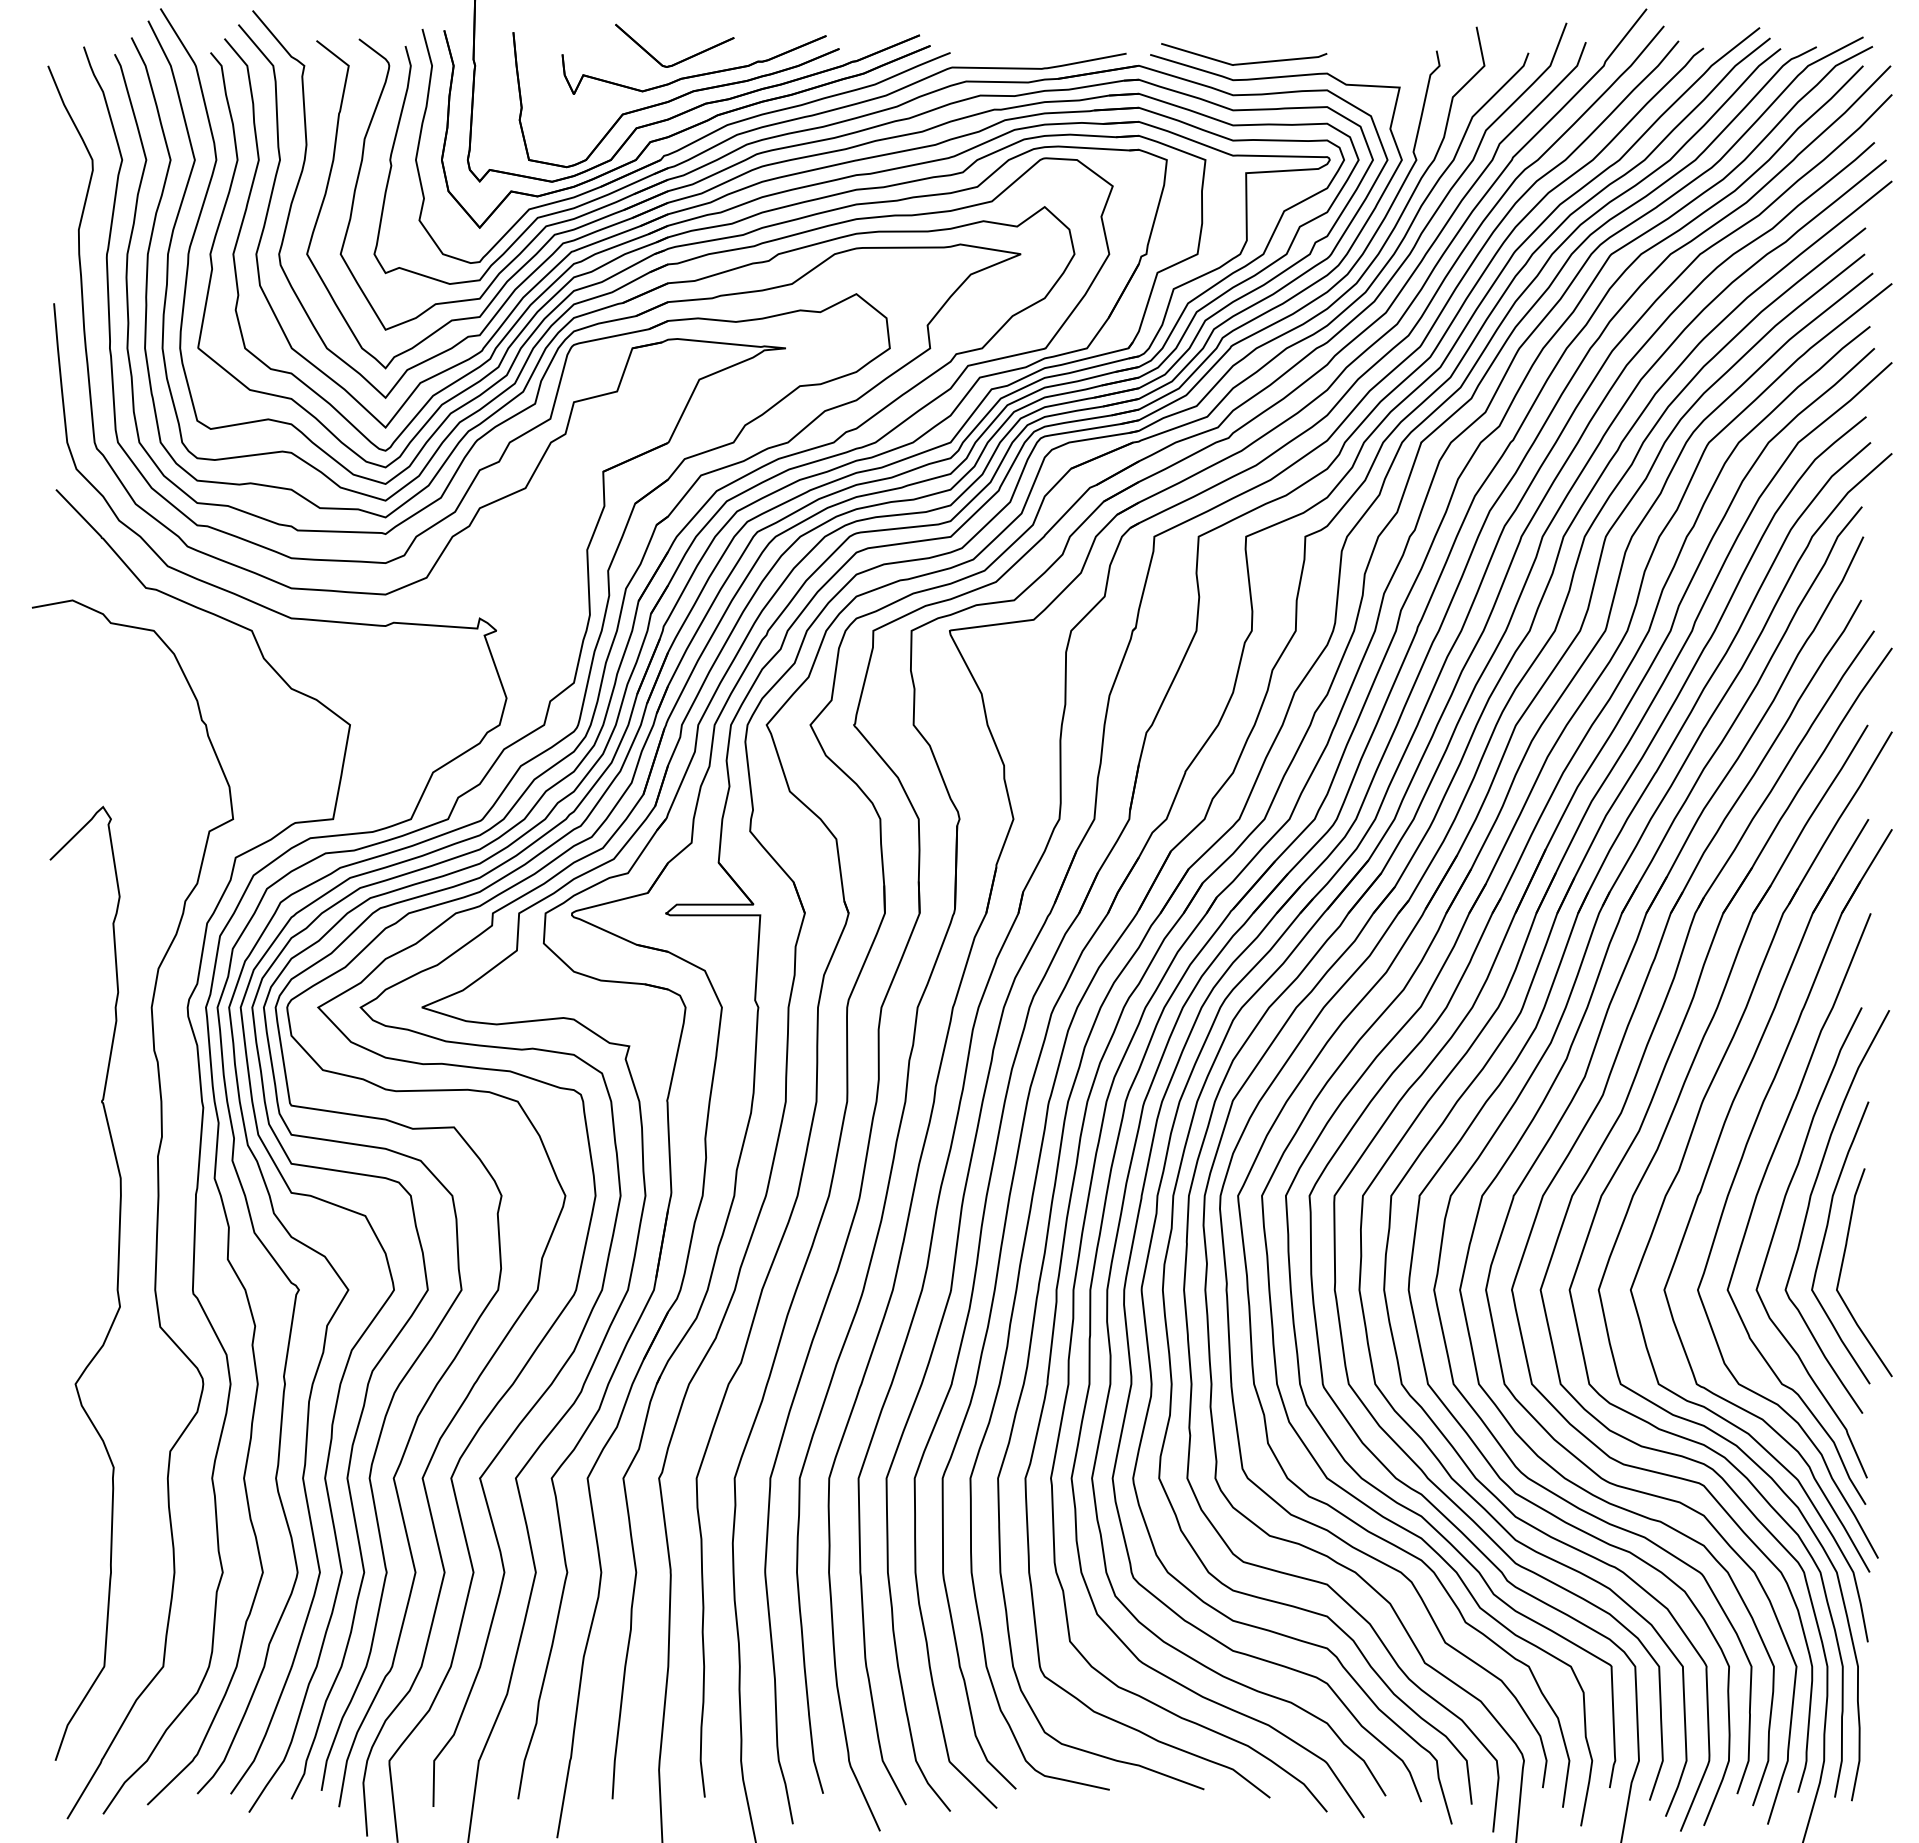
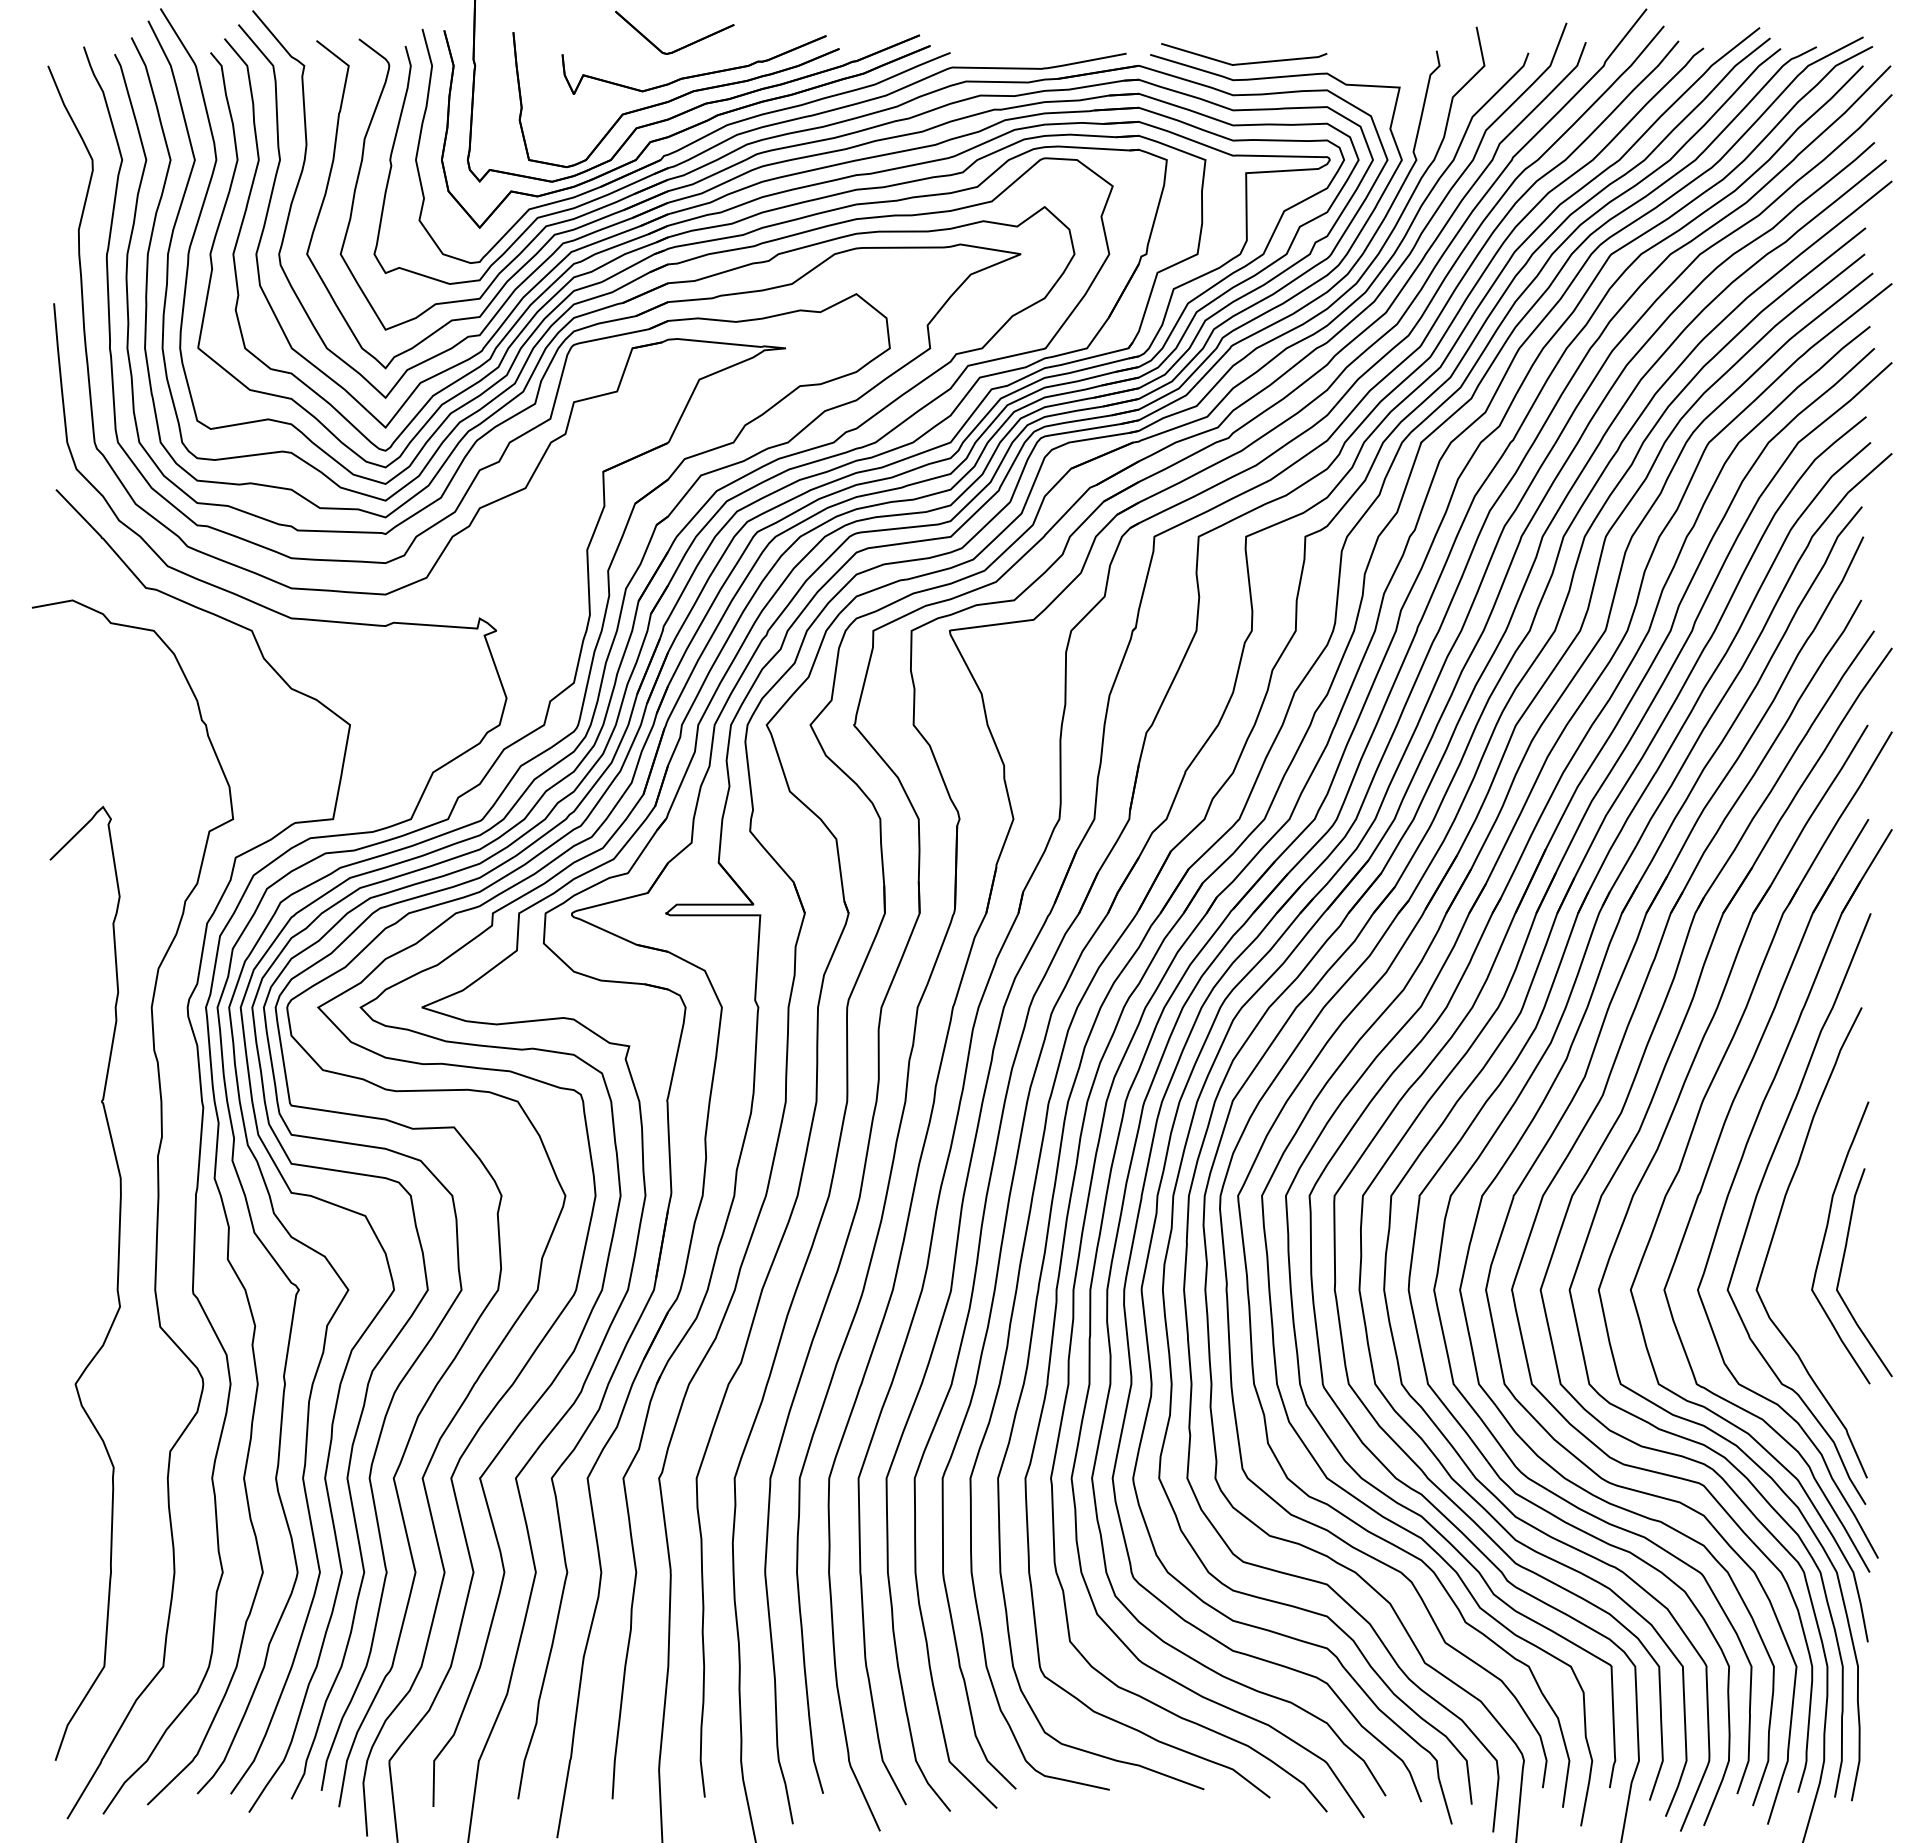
part position: (680, 60) -> (680, 47) (680, 47)
curve: present -> none (1809, 1207)
